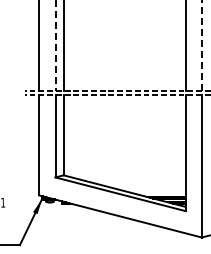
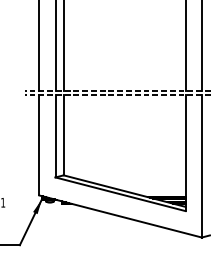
line: dashed -> solid (55, 45)
line: dashed -> solid (201, 45)
